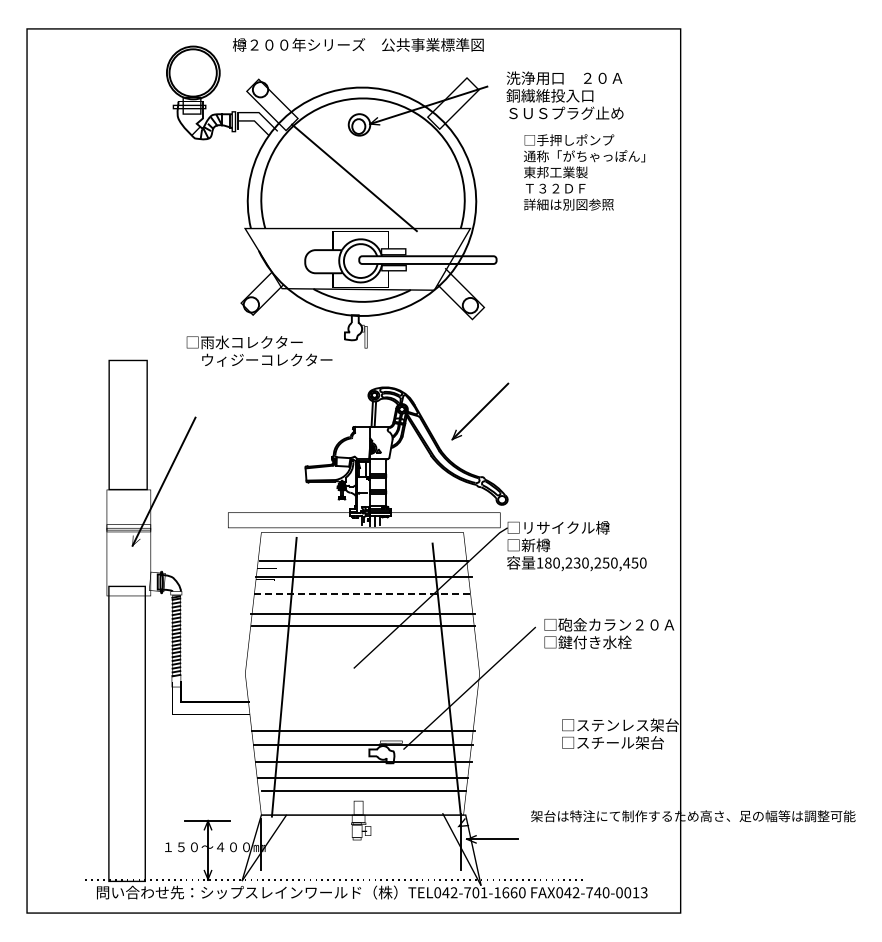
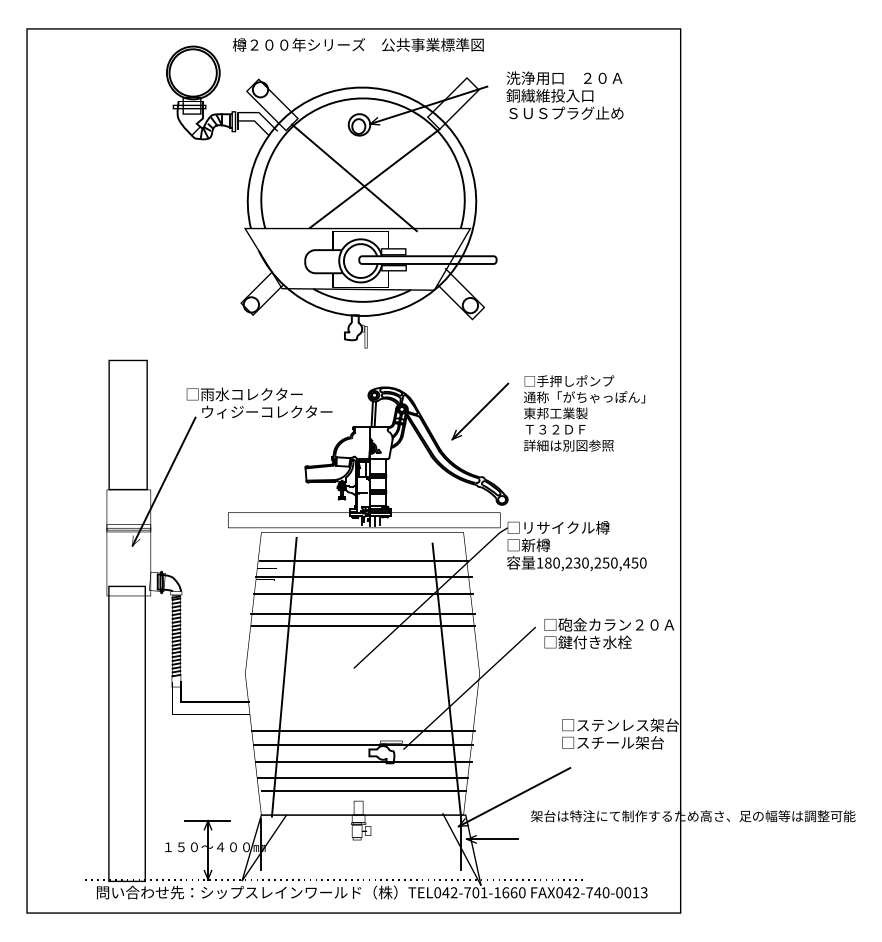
text position: (584, 172) -> (584, 413) (584, 413)
line: none -> present (374, 178)
text position: (259, 350) -> (259, 402) (259, 402)
line: dashed -> solid (363, 593)
line: none -> present (514, 797)
